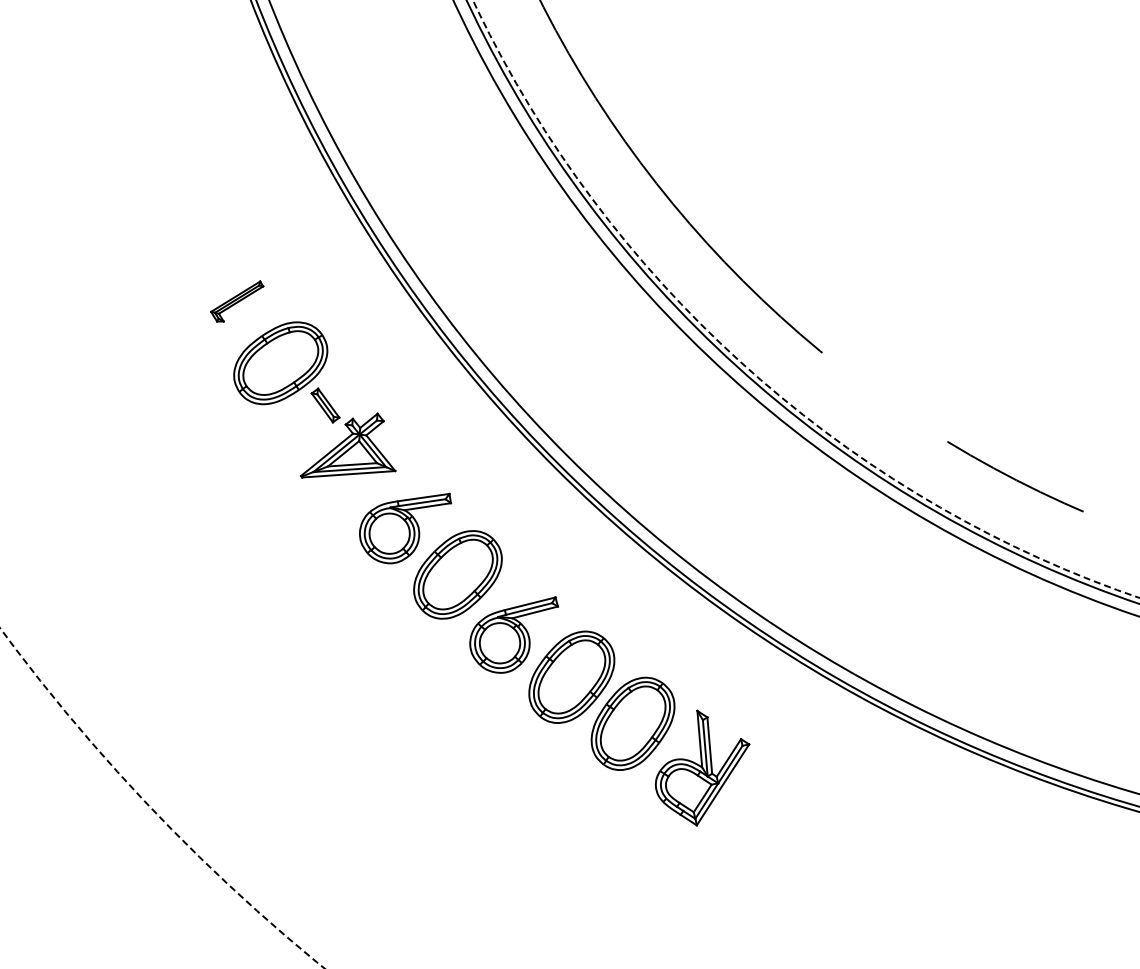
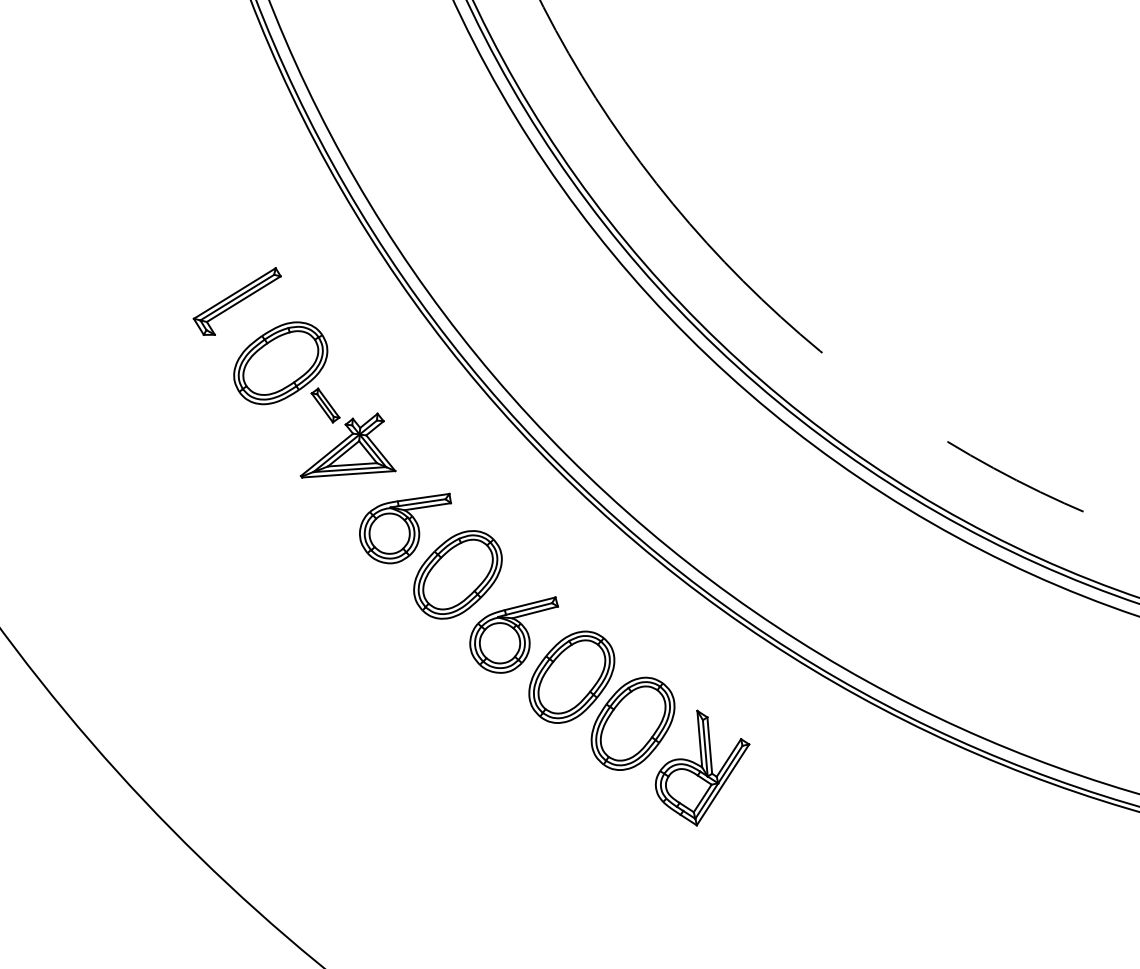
circle: dashed -> solid (806, 299)
part size: 55x43 px -> 90x69 px (236, 301)
arc: dashed -> solid (153, 810)
